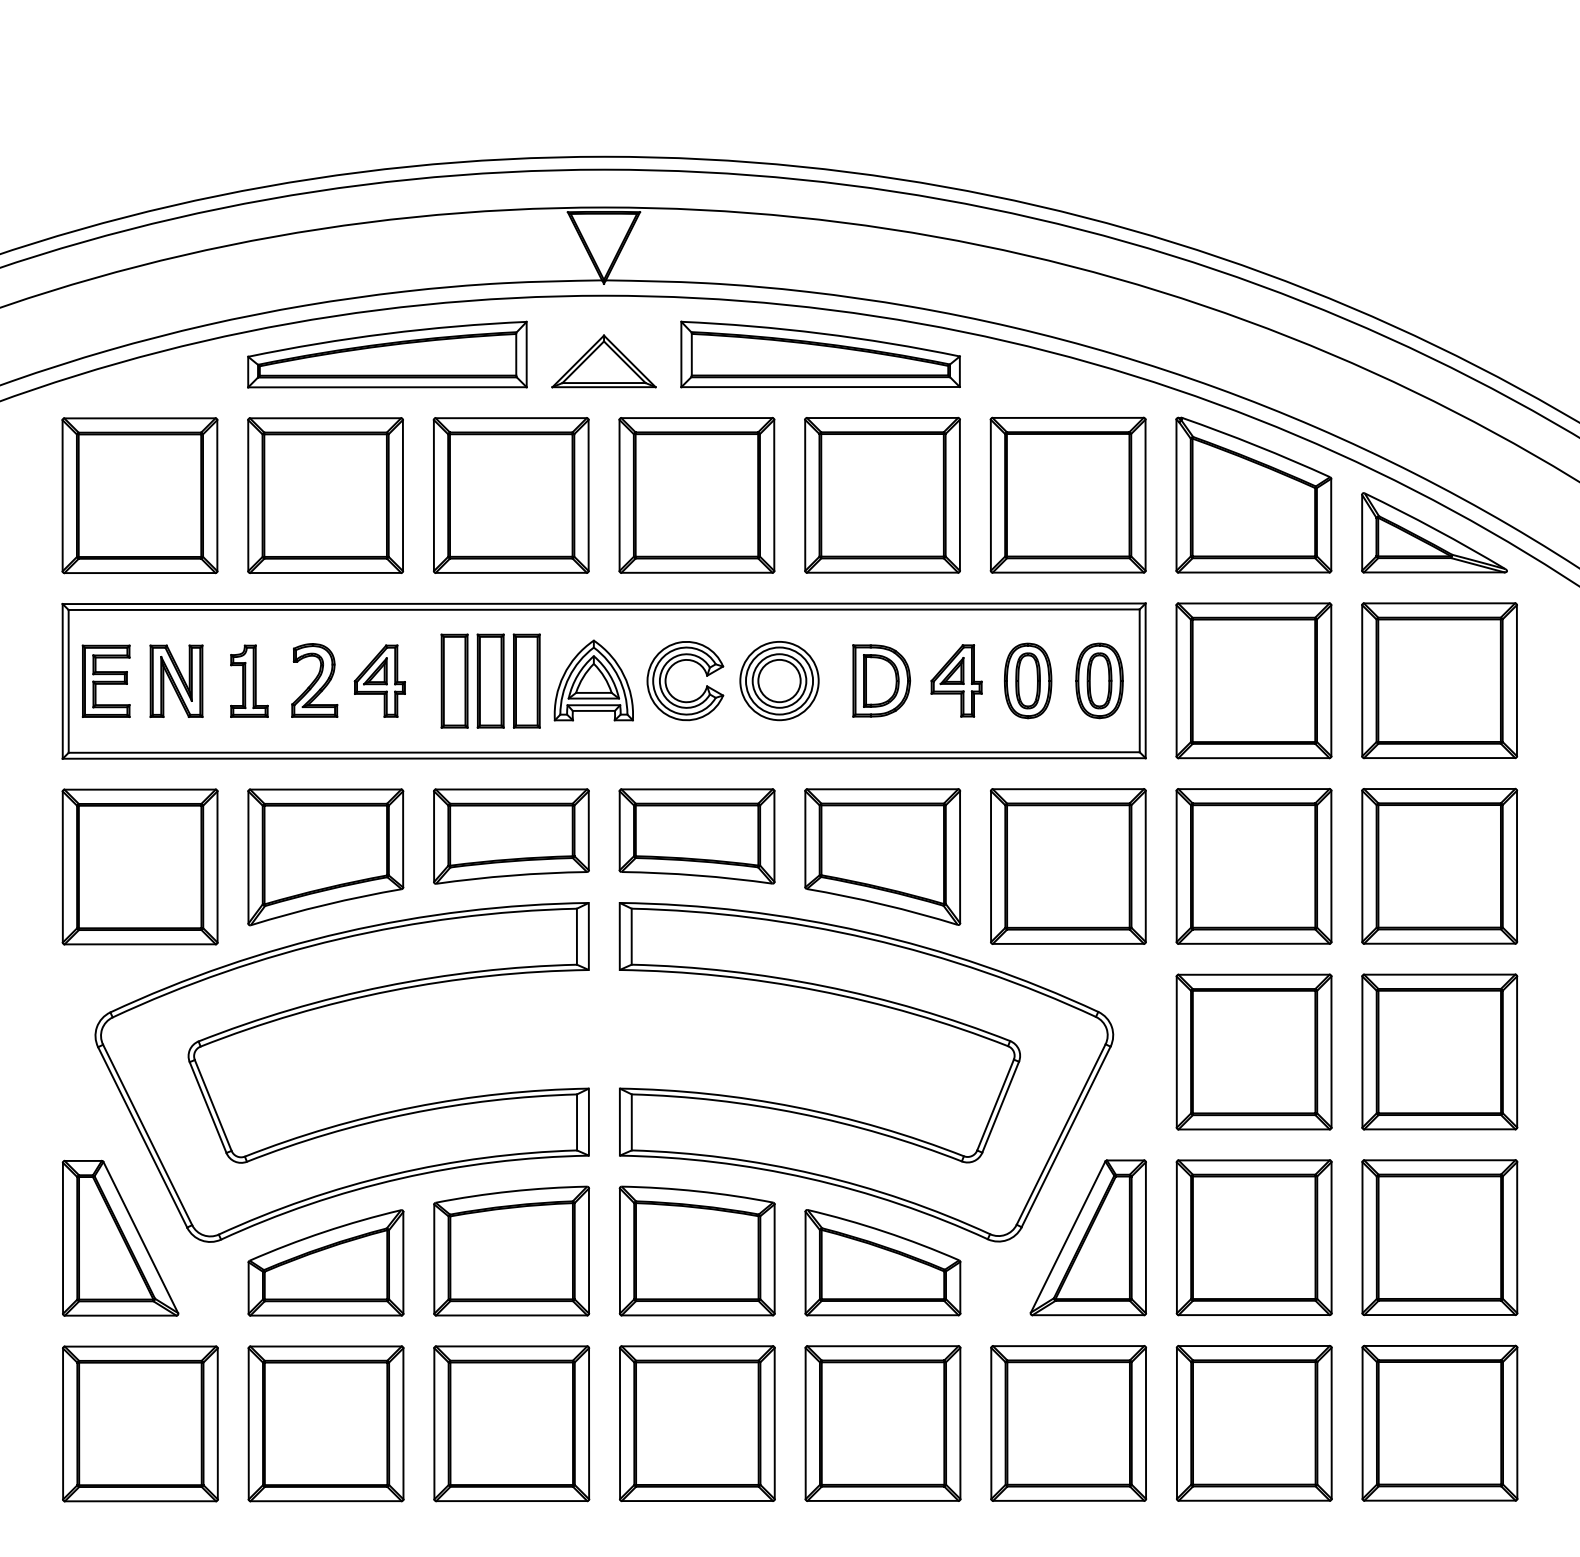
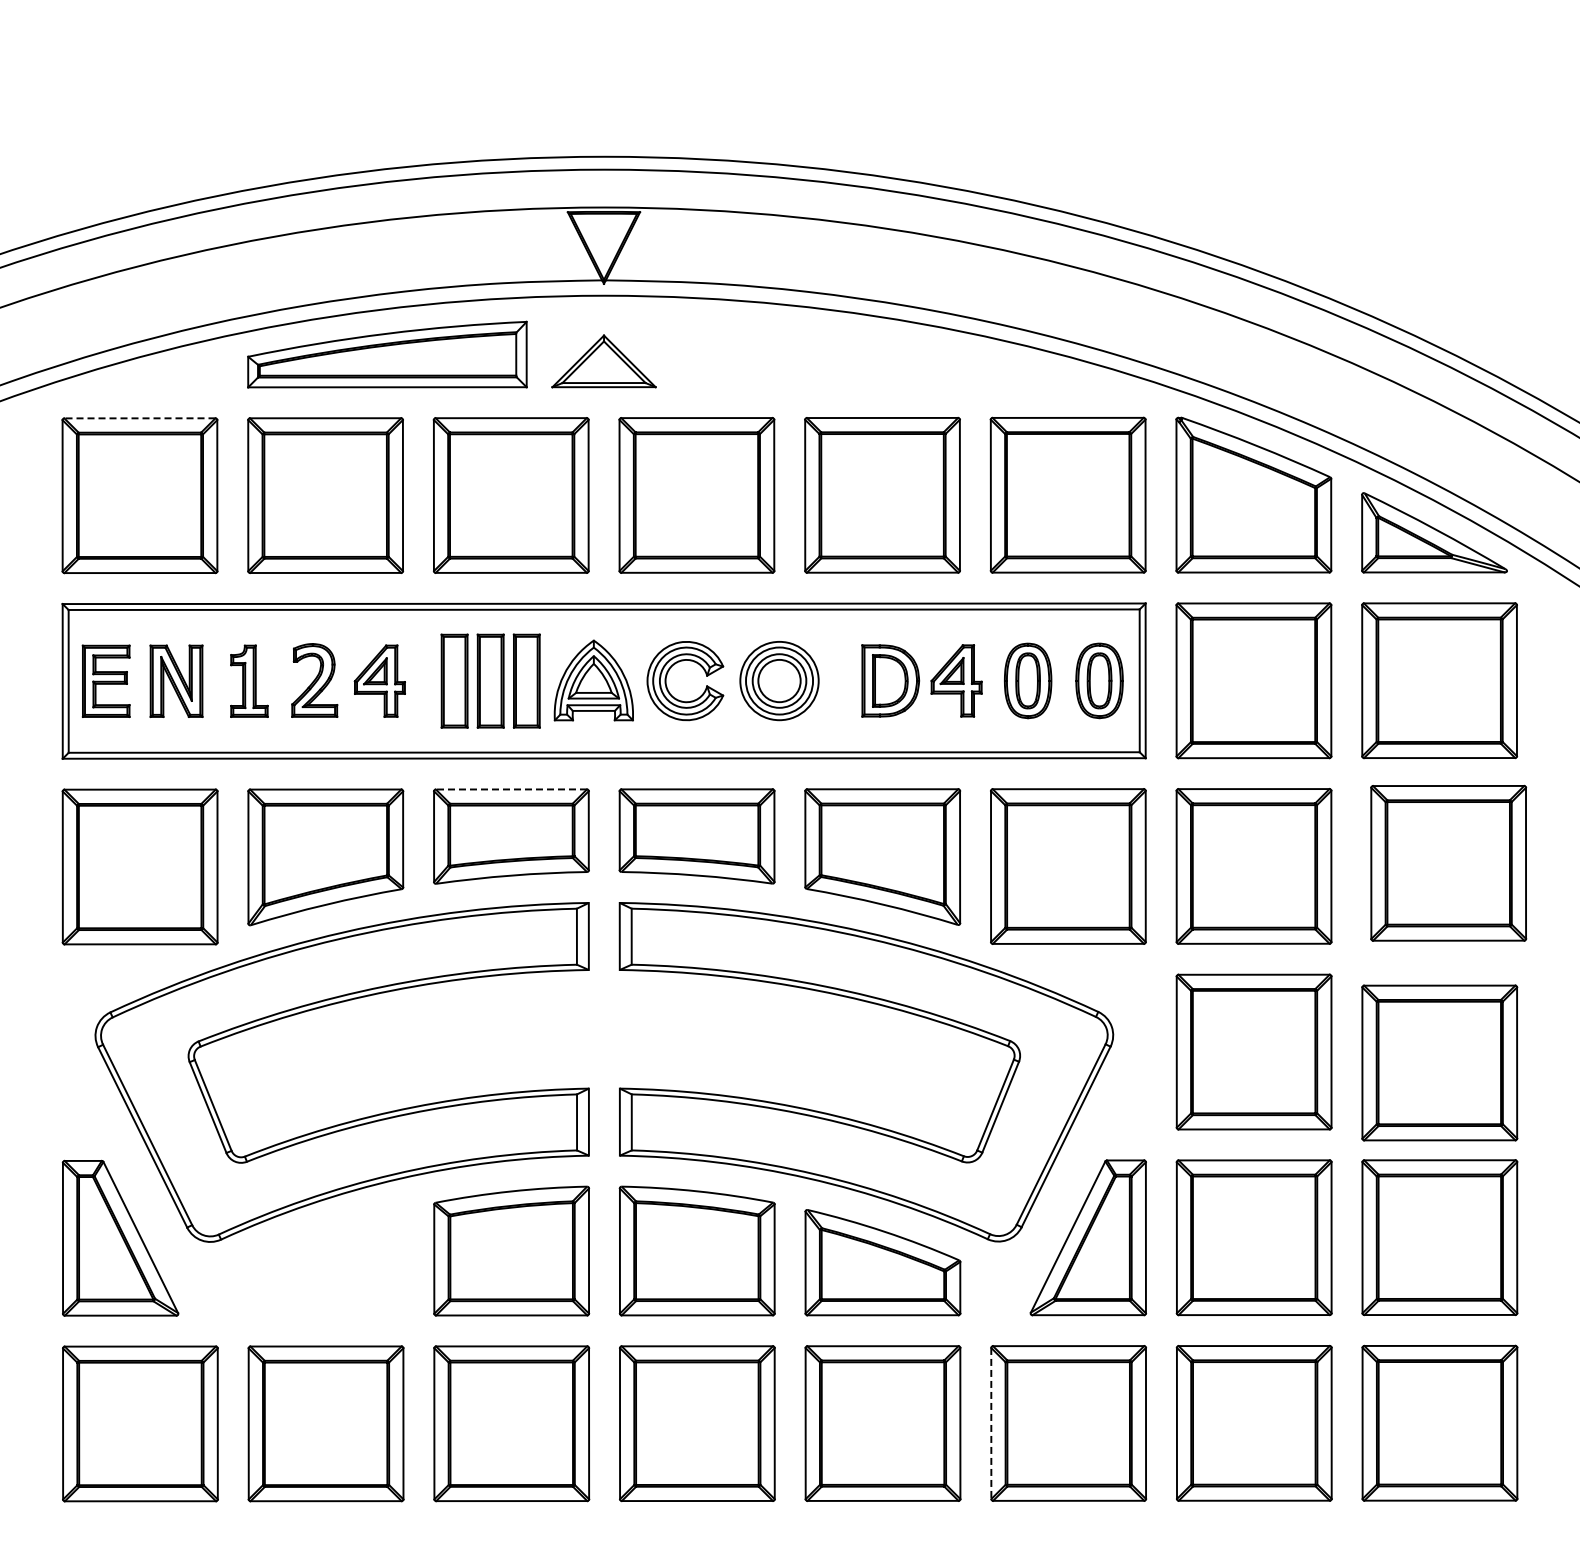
part: present -> none (820, 354)
line: solid -> dashed (139, 418)
part position: (881, 680) -> (890, 680) (890, 680)
line: solid -> dashed (511, 789)
part position: (1439, 865) -> (1448, 862) (1448, 862)
part position: (1439, 1051) -> (1439, 1062) (1439, 1062)
part: present -> none (325, 1262)
line: solid -> dashed (991, 1423)
